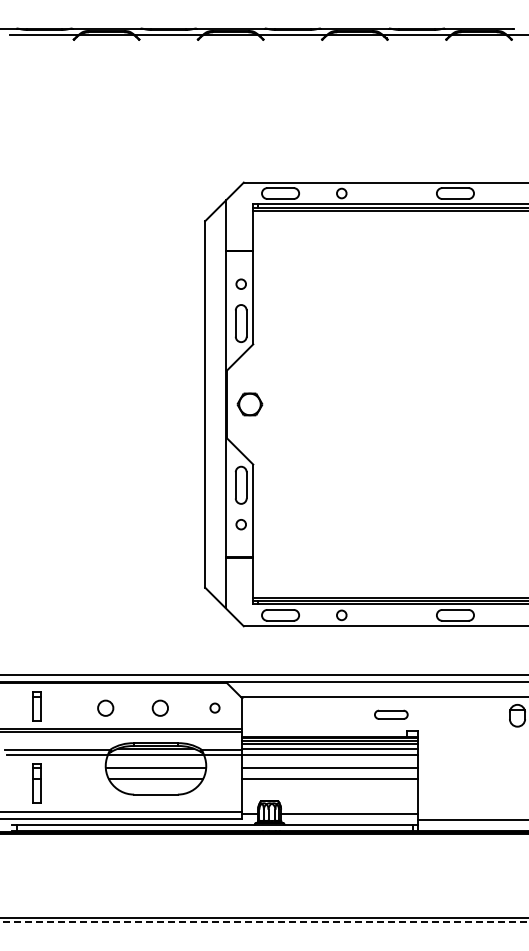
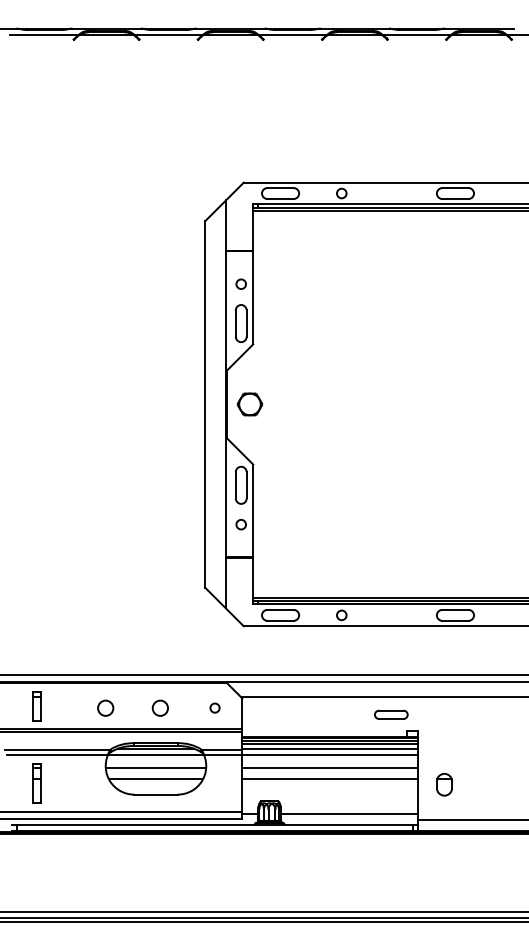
part position: (517, 715) -> (444, 784) (444, 784)
line: none -> present (263, 911)
line: dashed -> solid (264, 922)
